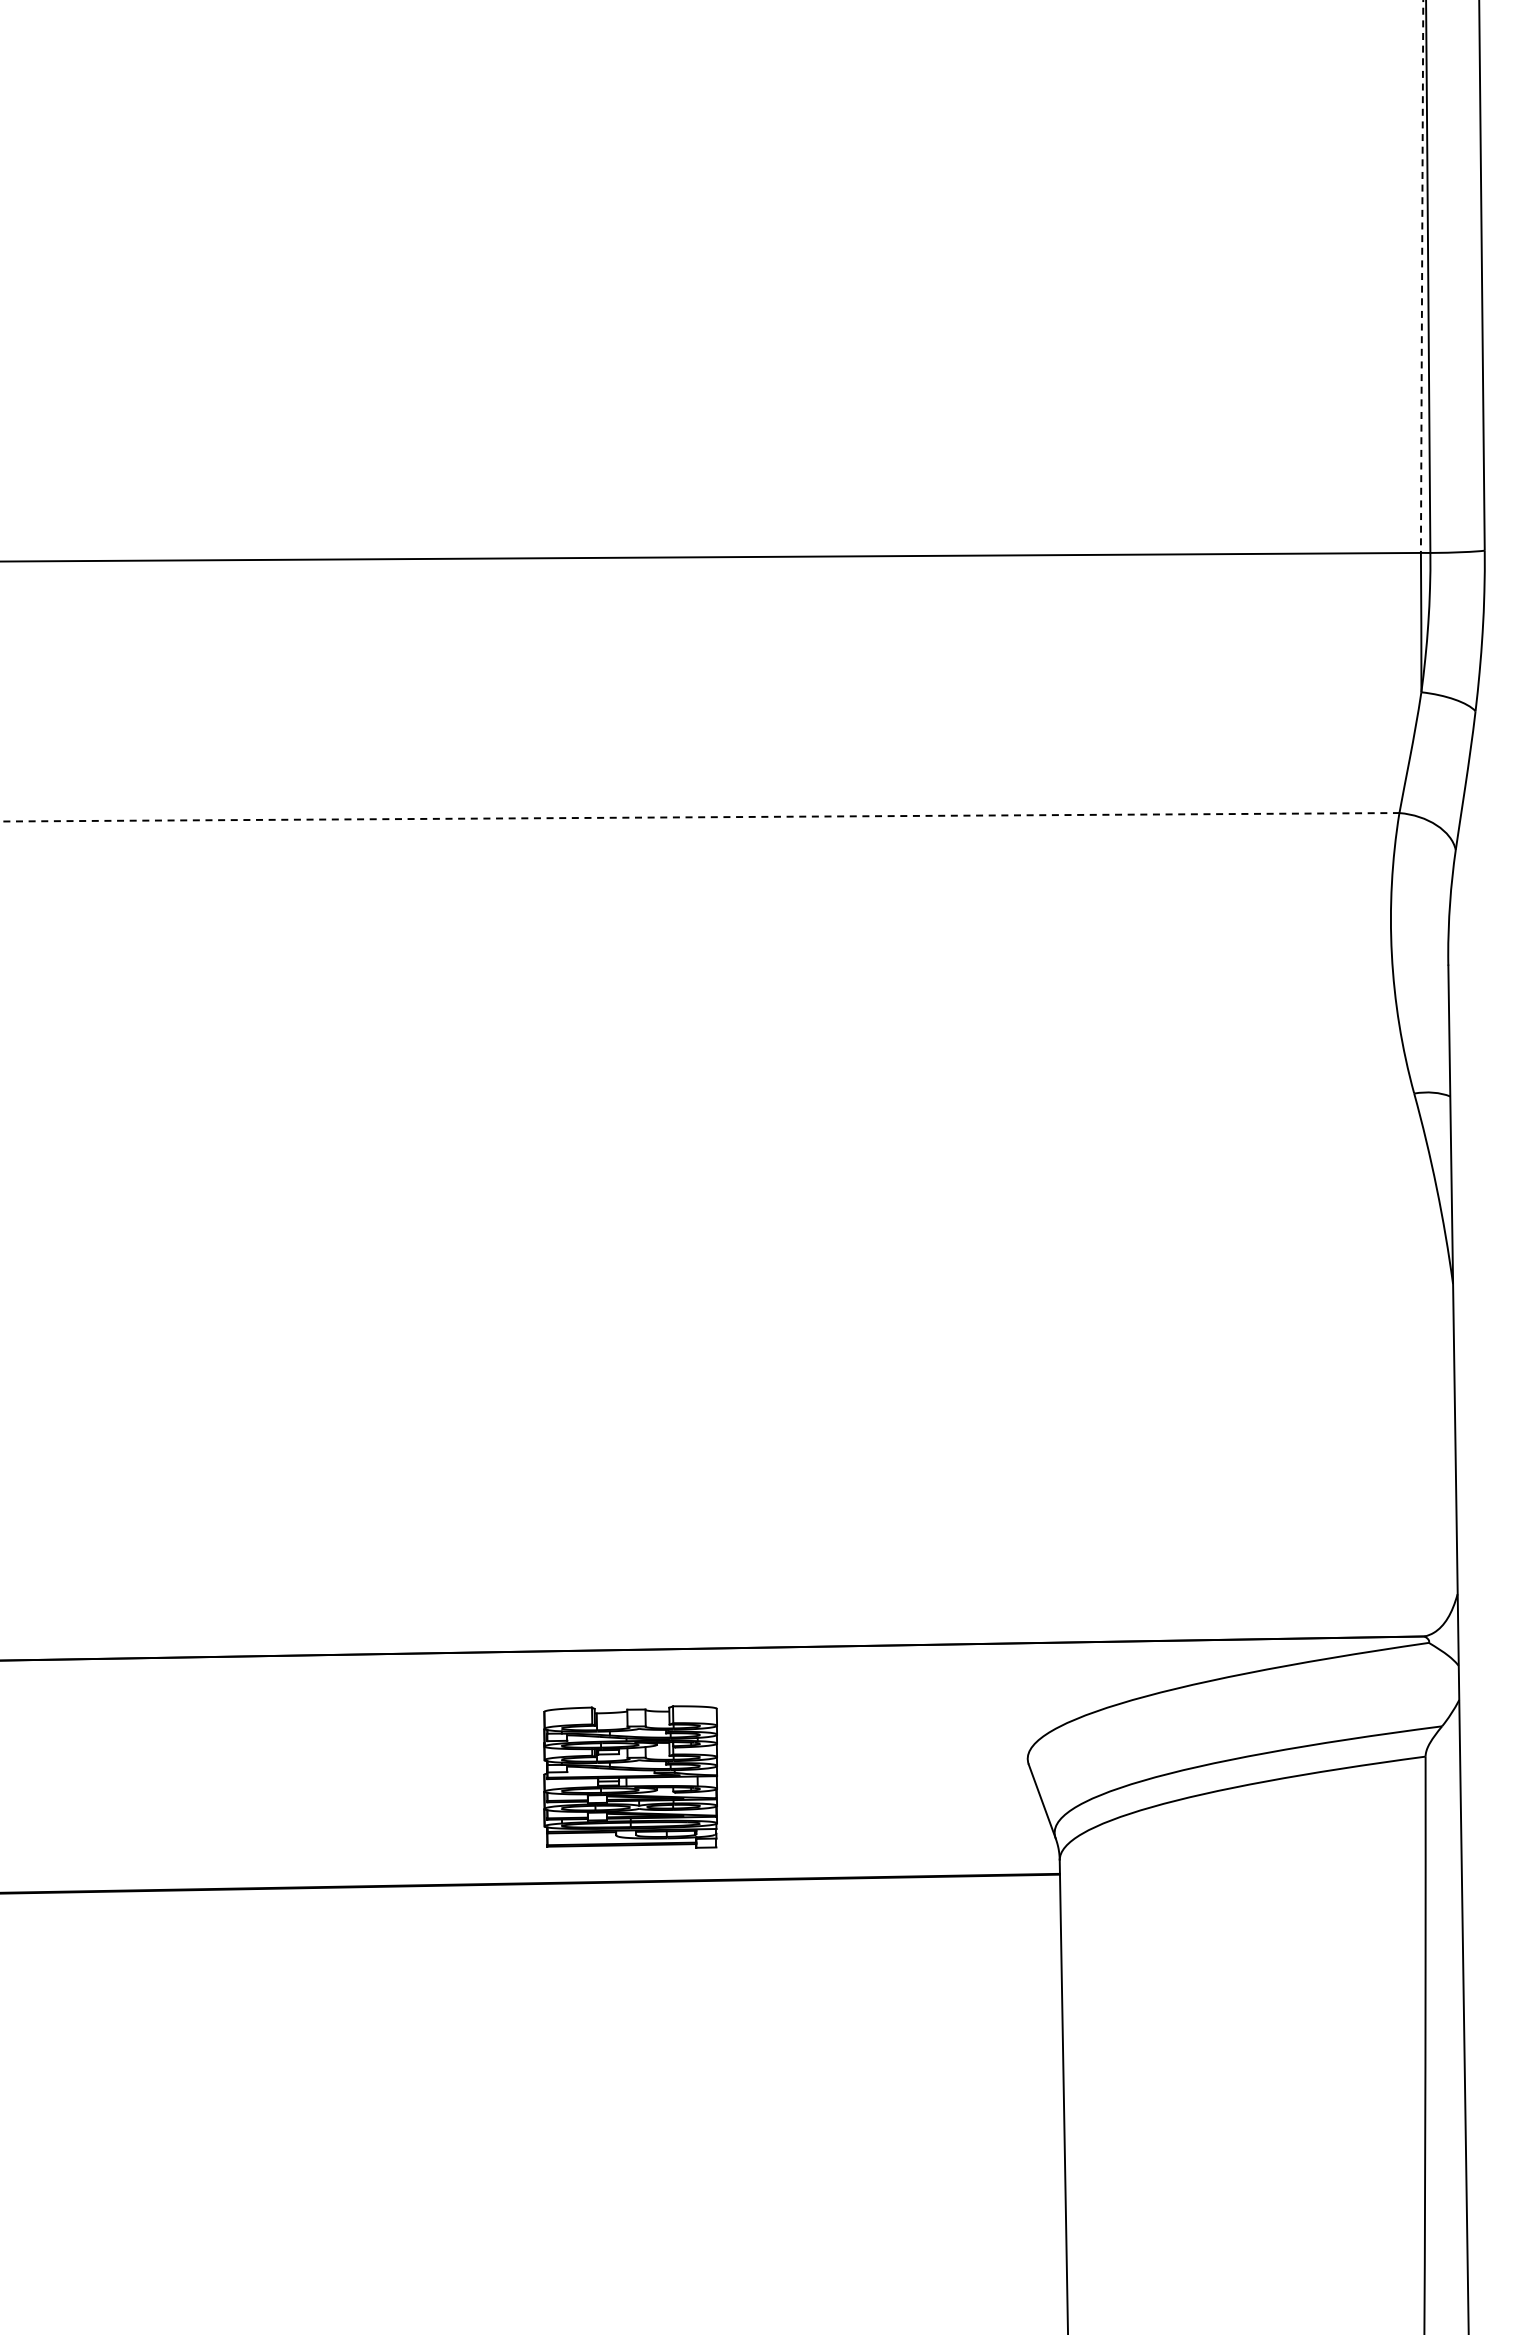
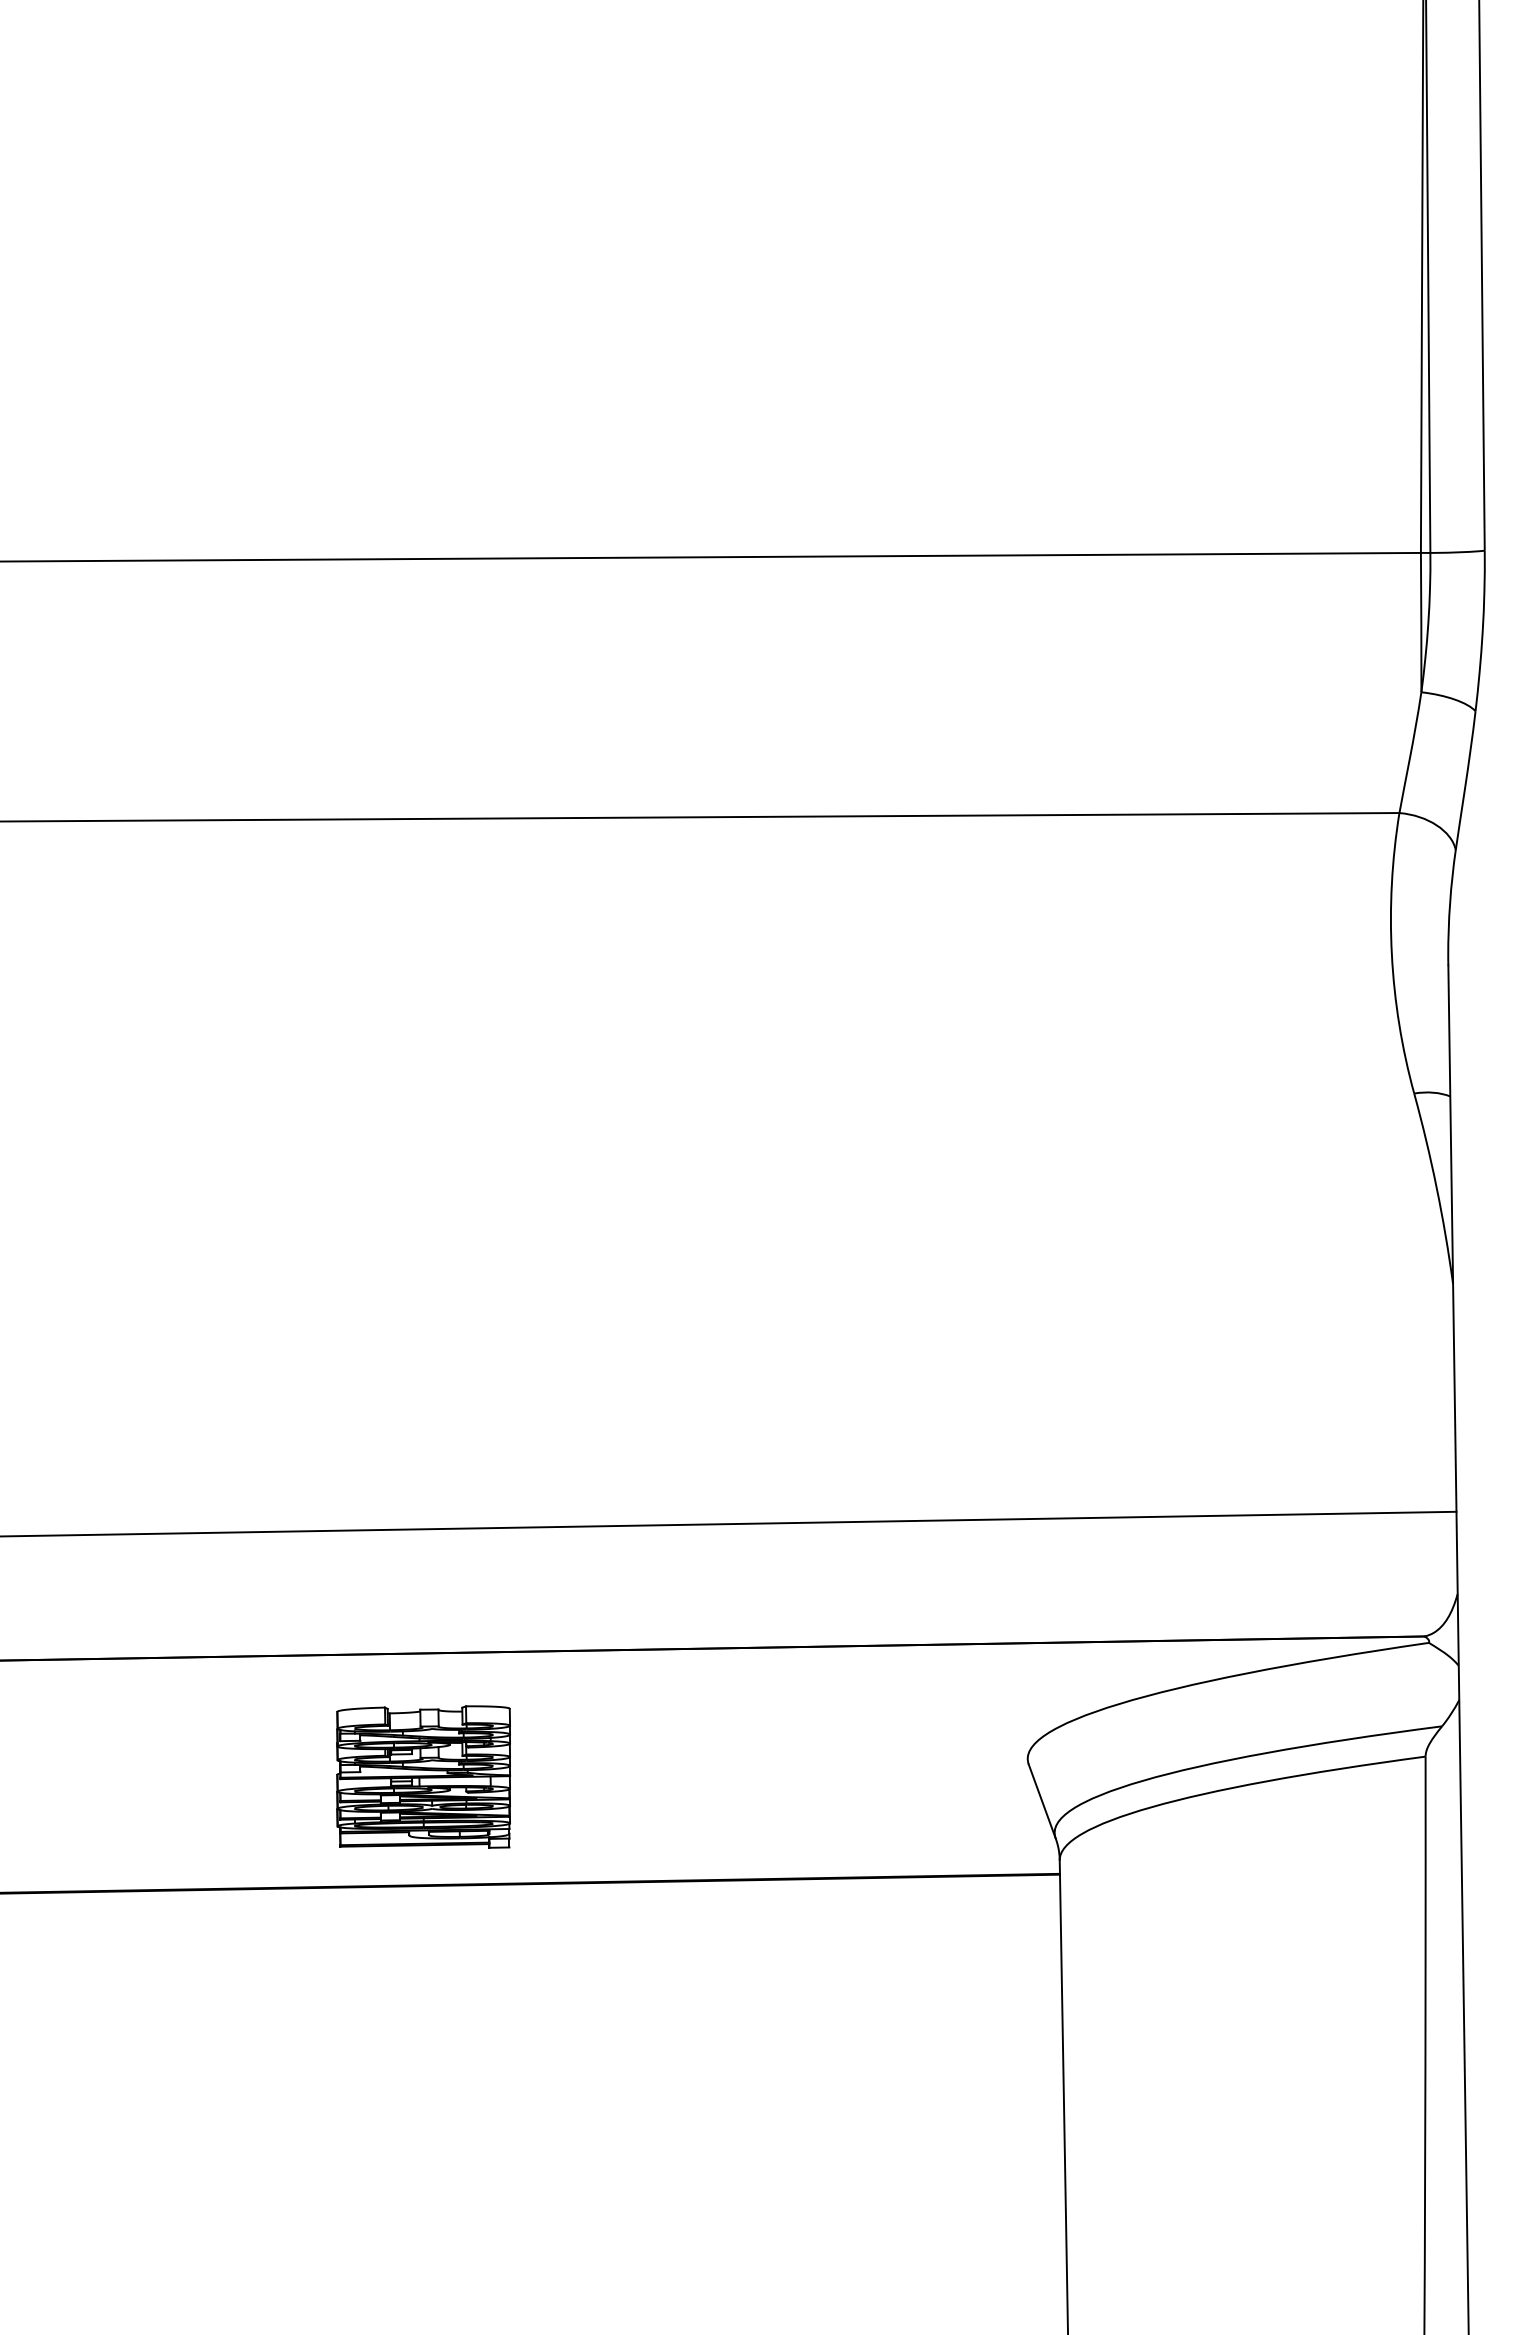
line: dashed -> solid (1422, 277)
line: dashed -> solid (699, 817)
line: none -> present (729, 1523)
part position: (630, 1776) -> (423, 1776) (423, 1776)
